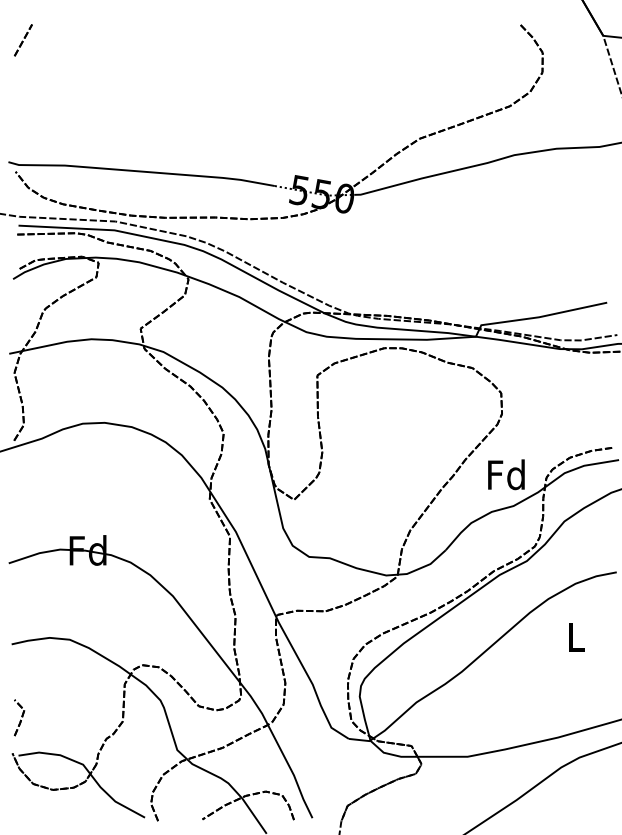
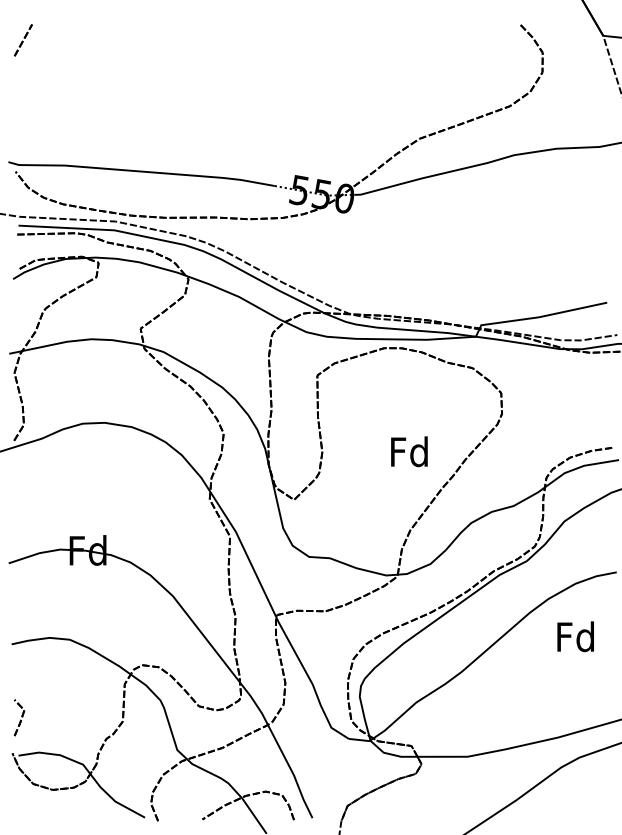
text position: (506, 474) -> (409, 451) (409, 451)
text: L -> Fd (575, 636)
